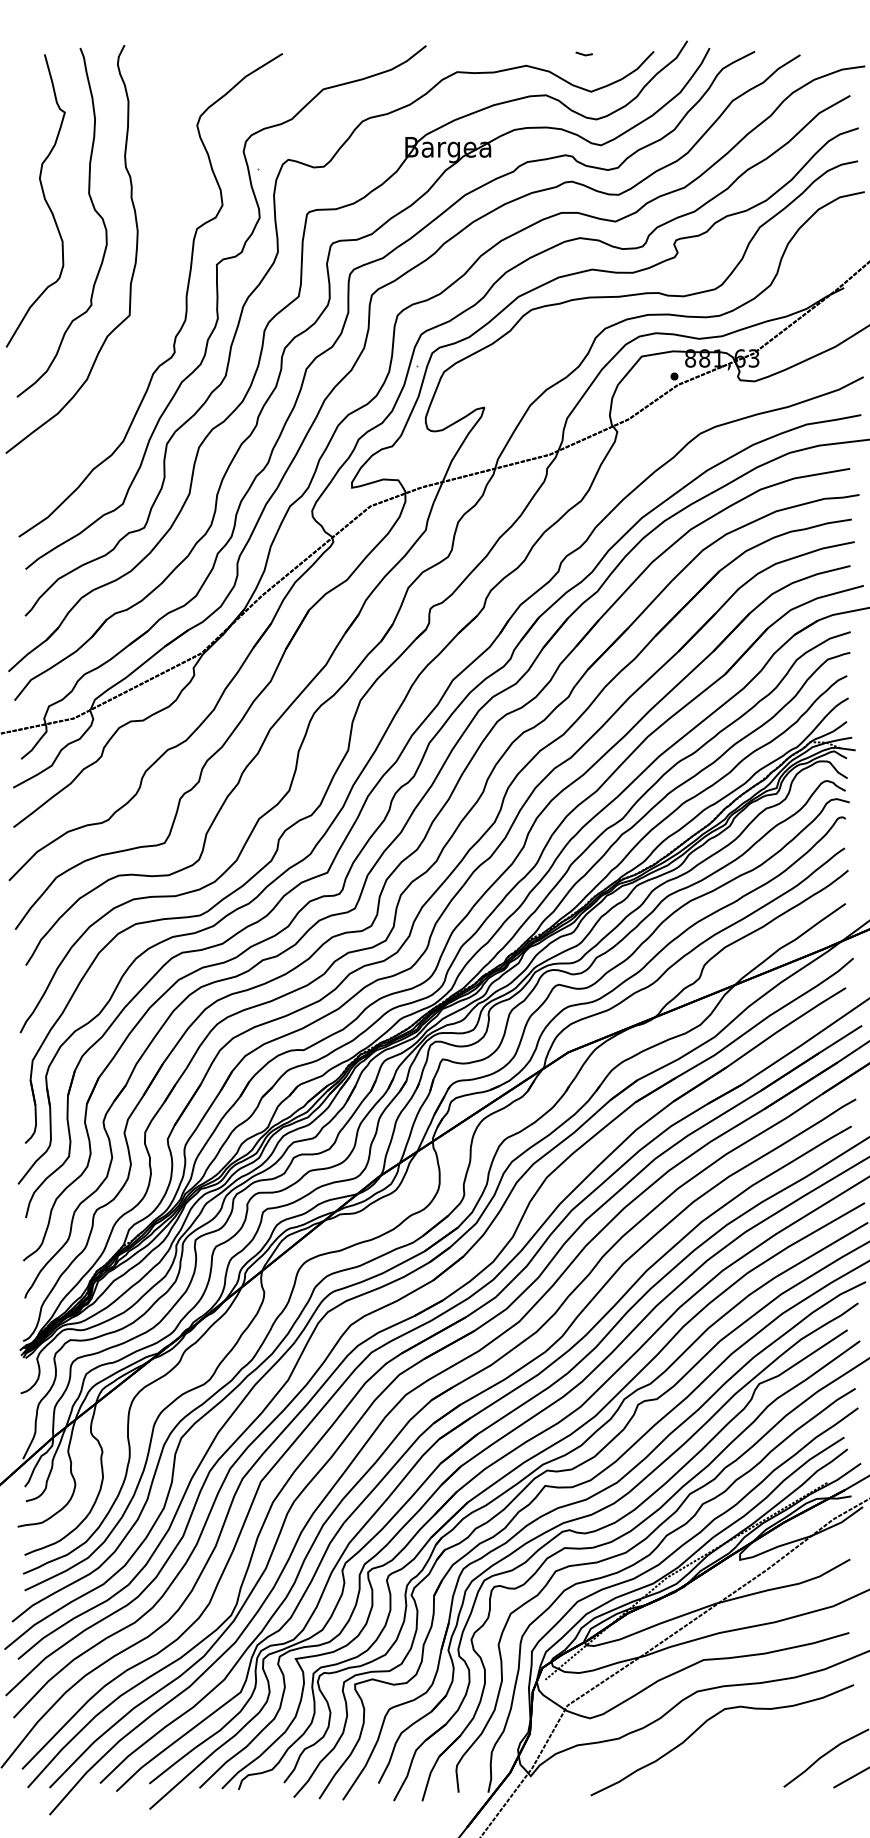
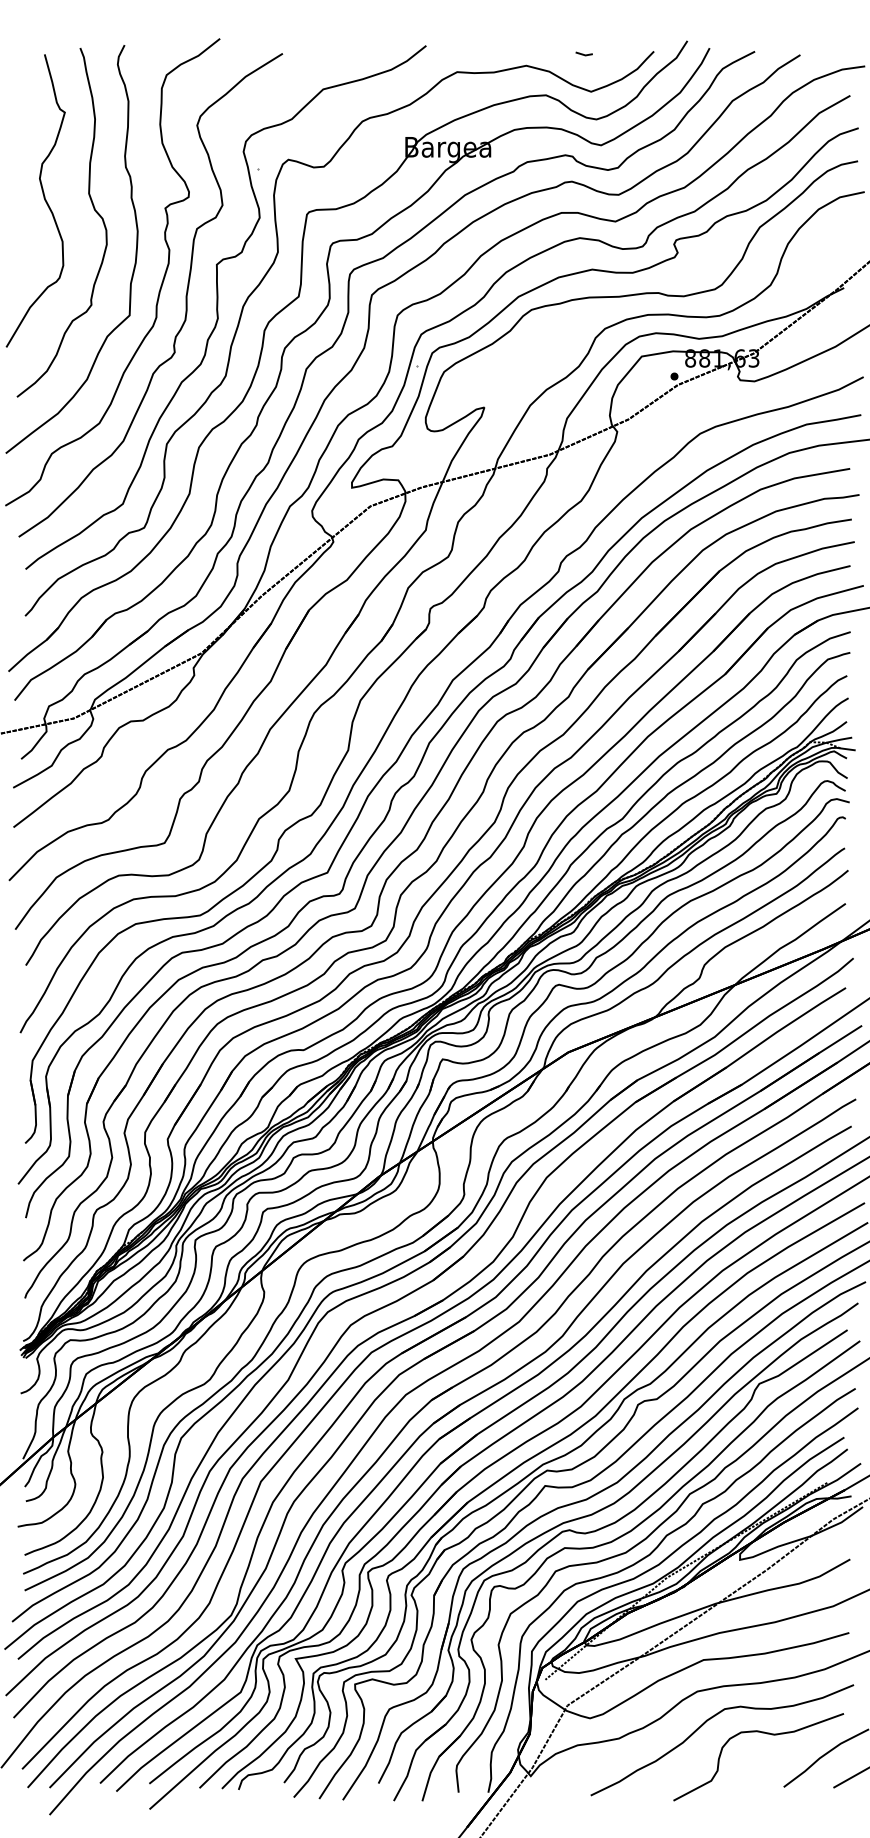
curve: none -> present (159, 288)
curve: none -> present (762, 1733)
